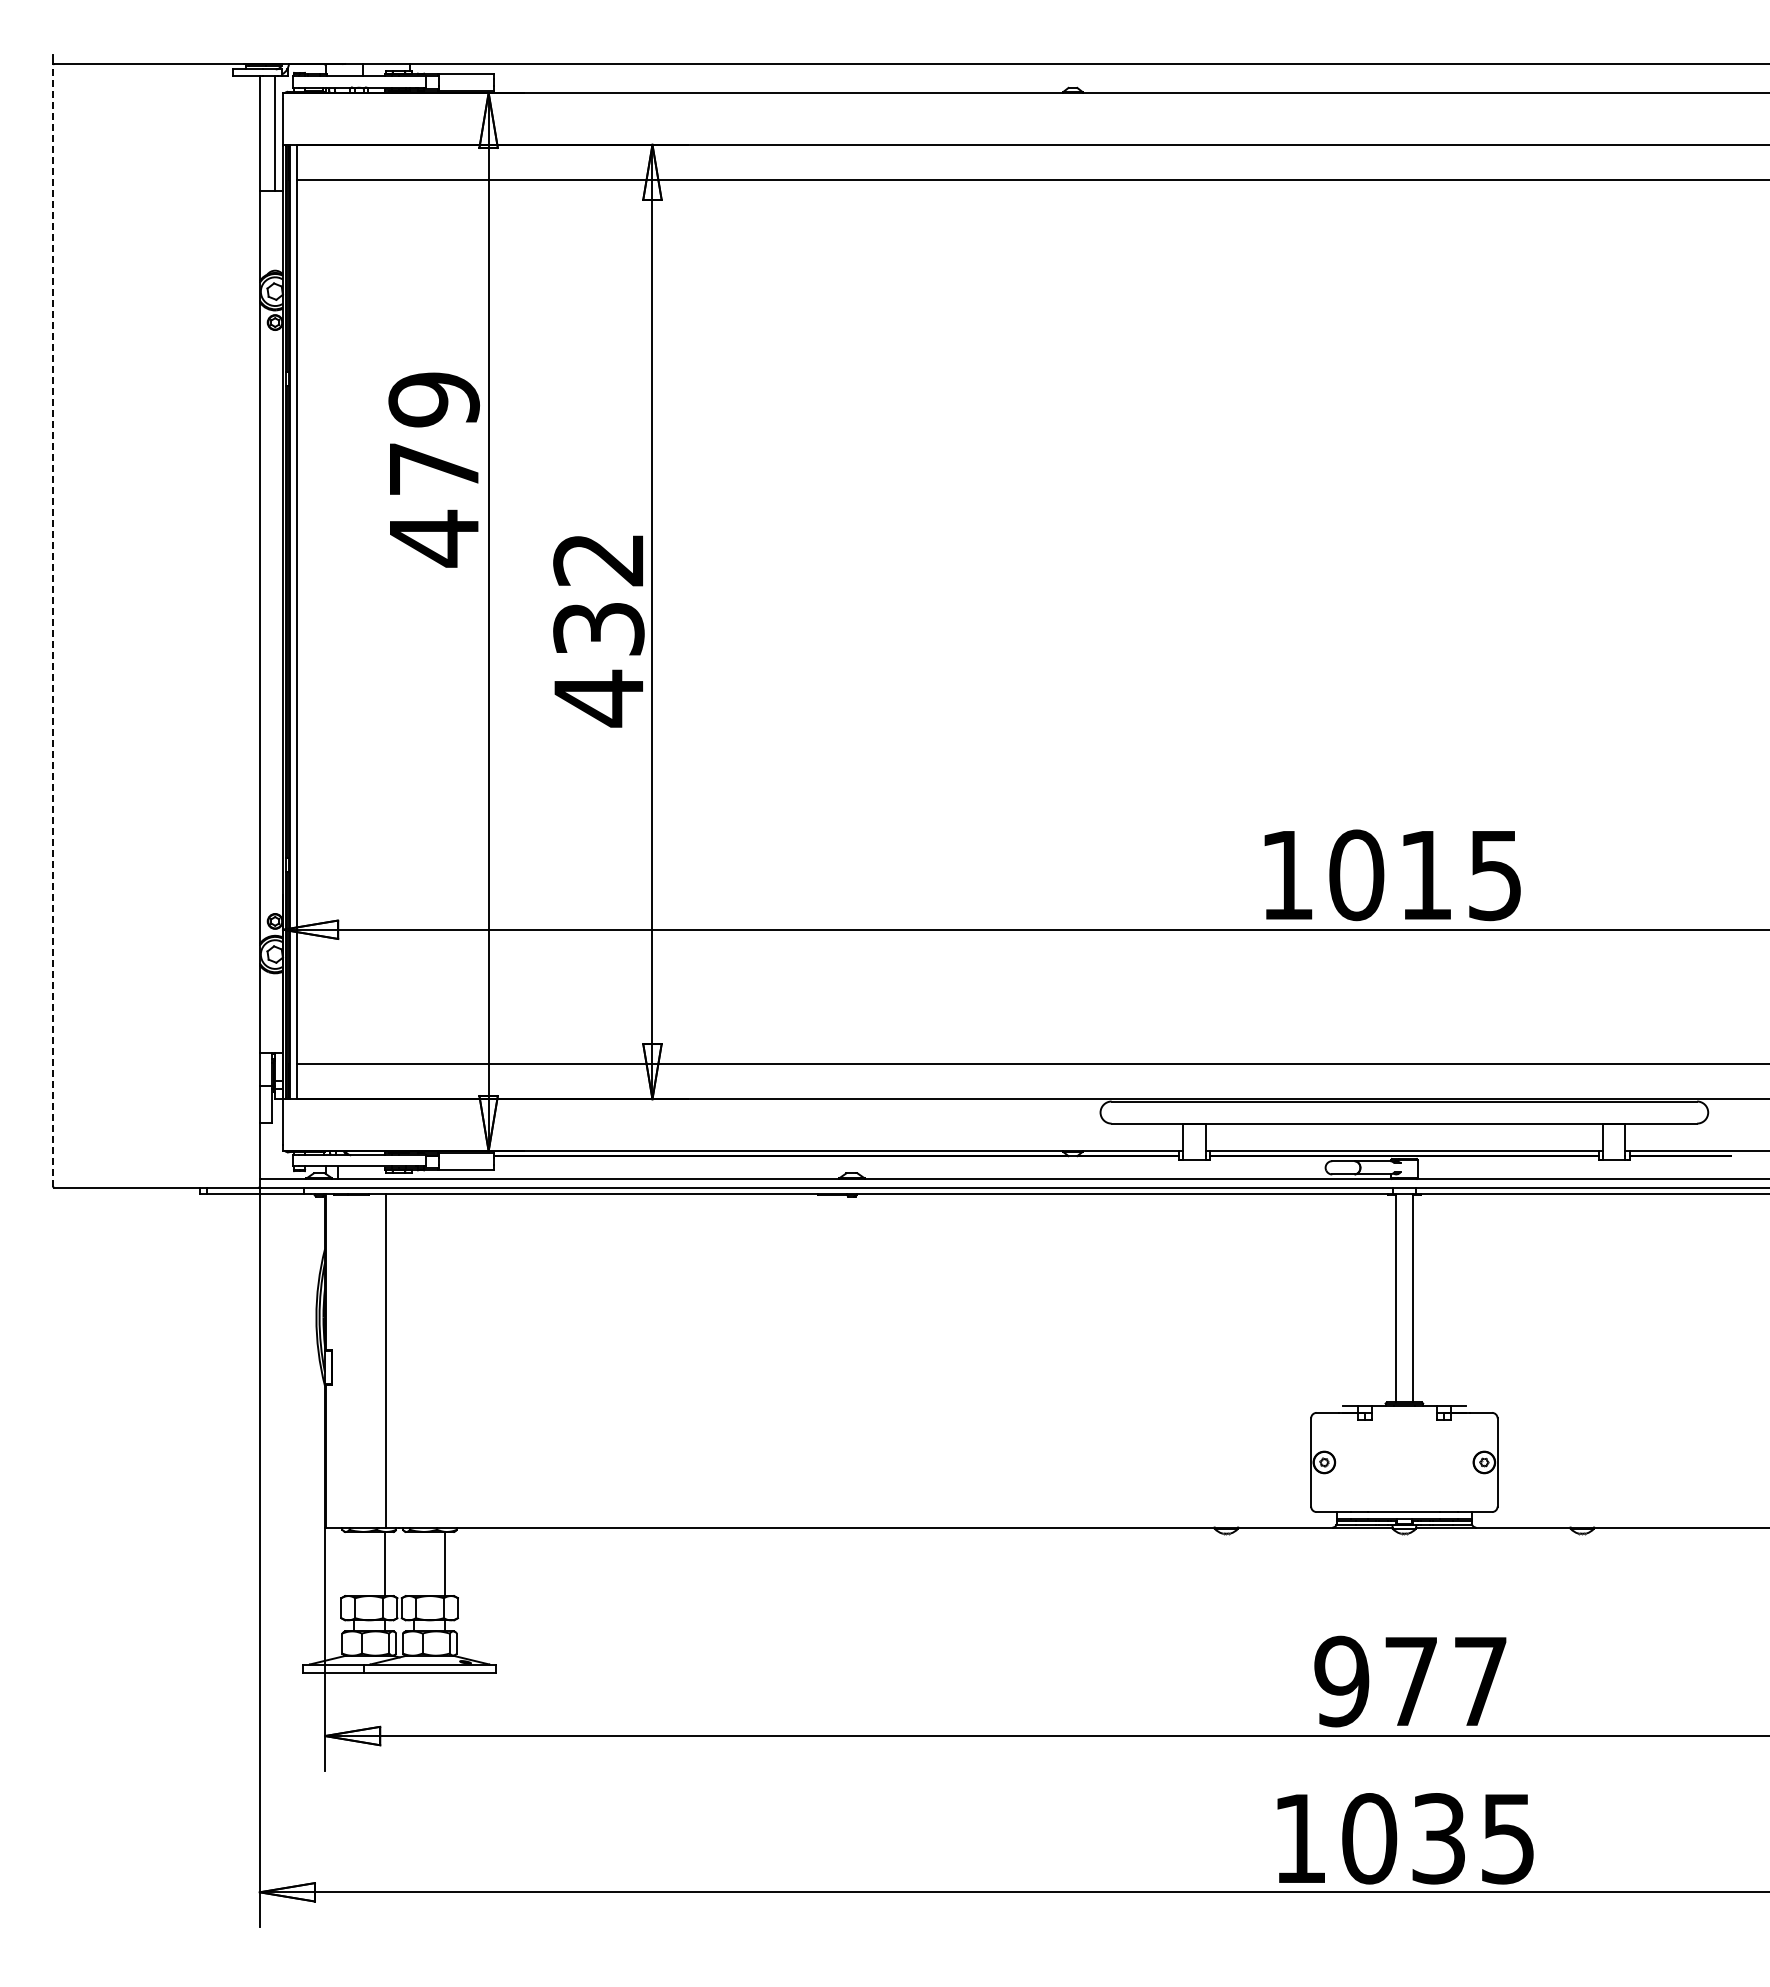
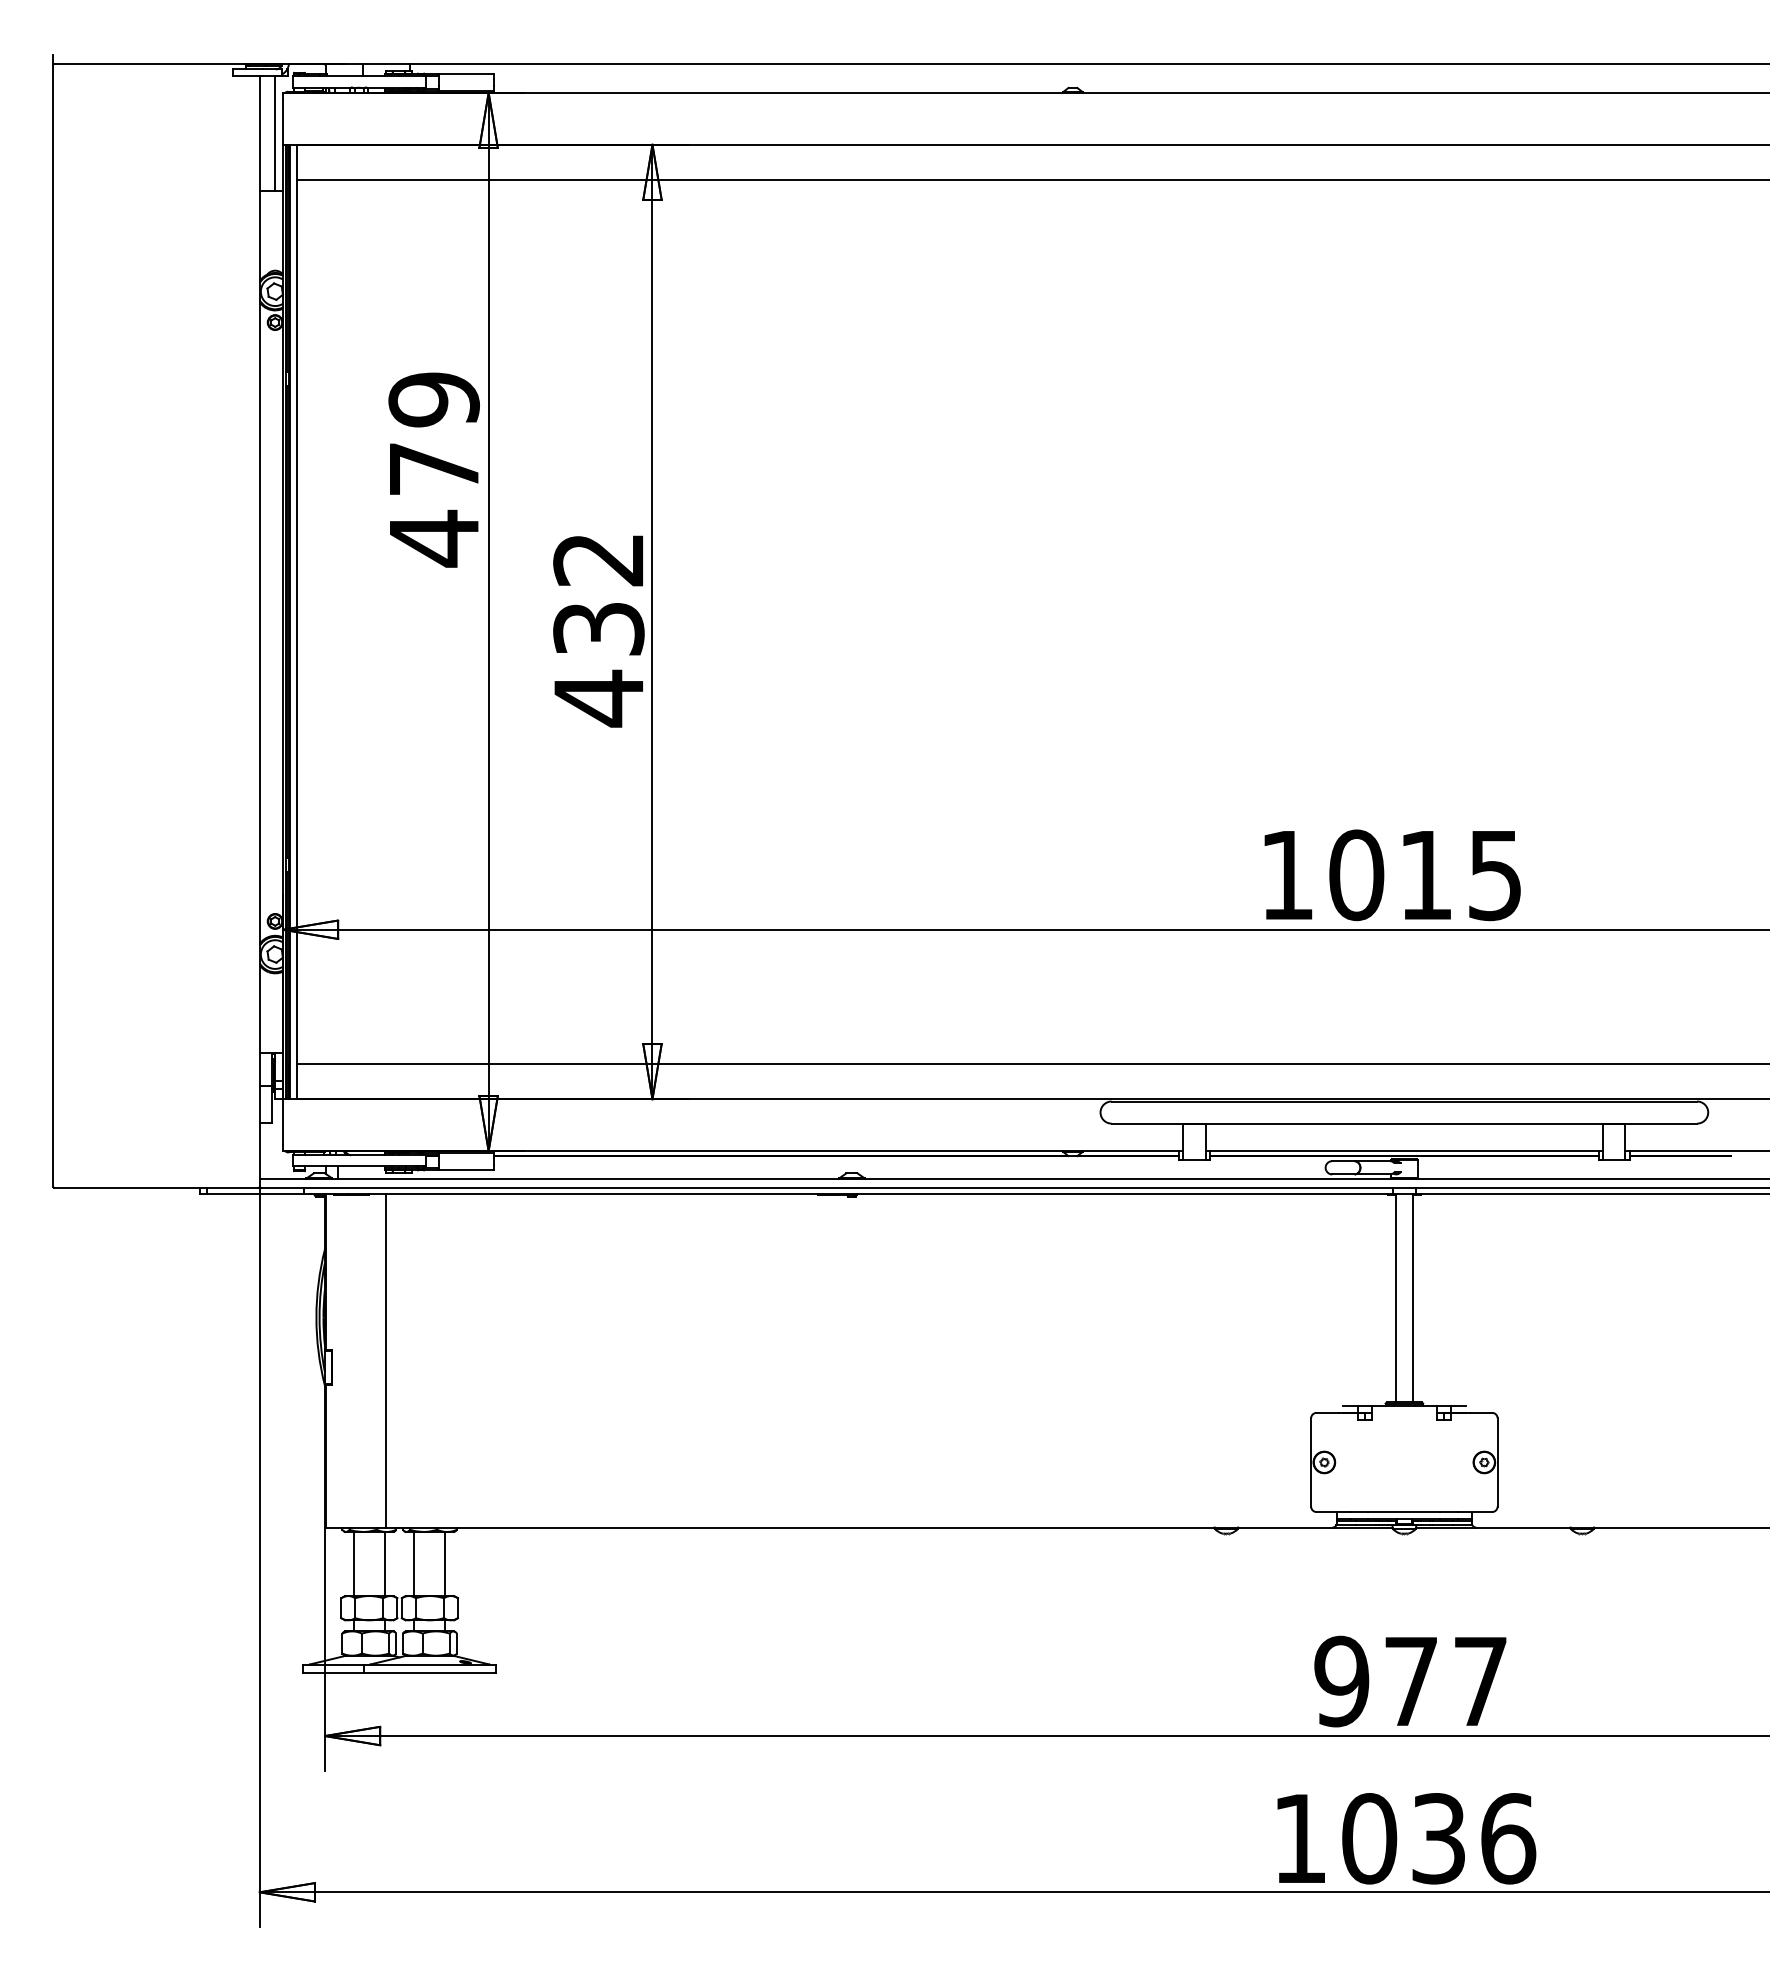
line: dashed -> solid (53, 625)
line: none -> present (353, 1563)
line: none -> present (414, 1563)
text: 1035 -> 1036 (1508, 1838)
